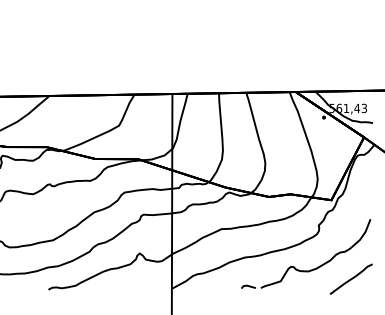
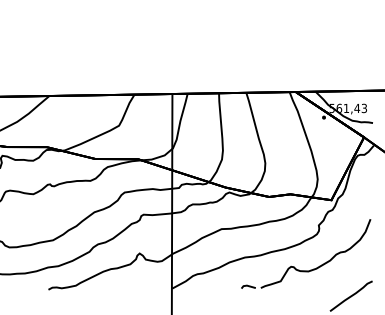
line position: (350, 278) -> (350, 295) (350, 295)
